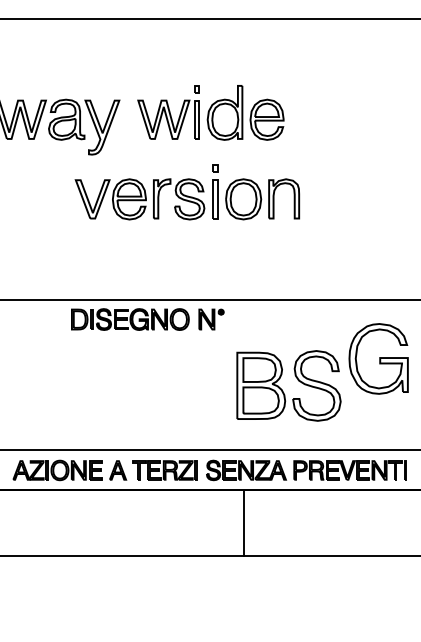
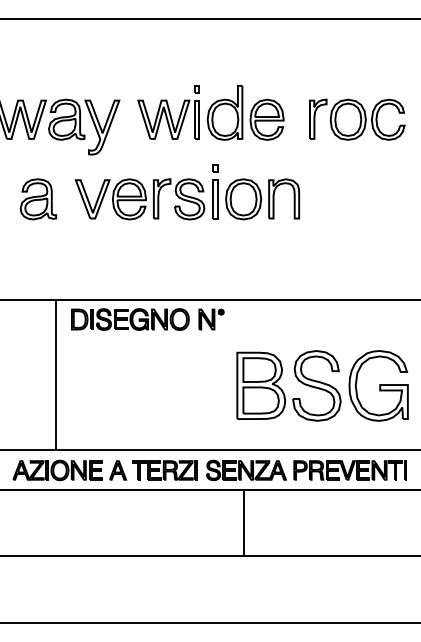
part: none -> present (357, 119)
part: none -> present (38, 199)
part position: (378, 358) -> (378, 385) (378, 385)
line: none -> present (56, 375)
line: none -> present (209, 622)
